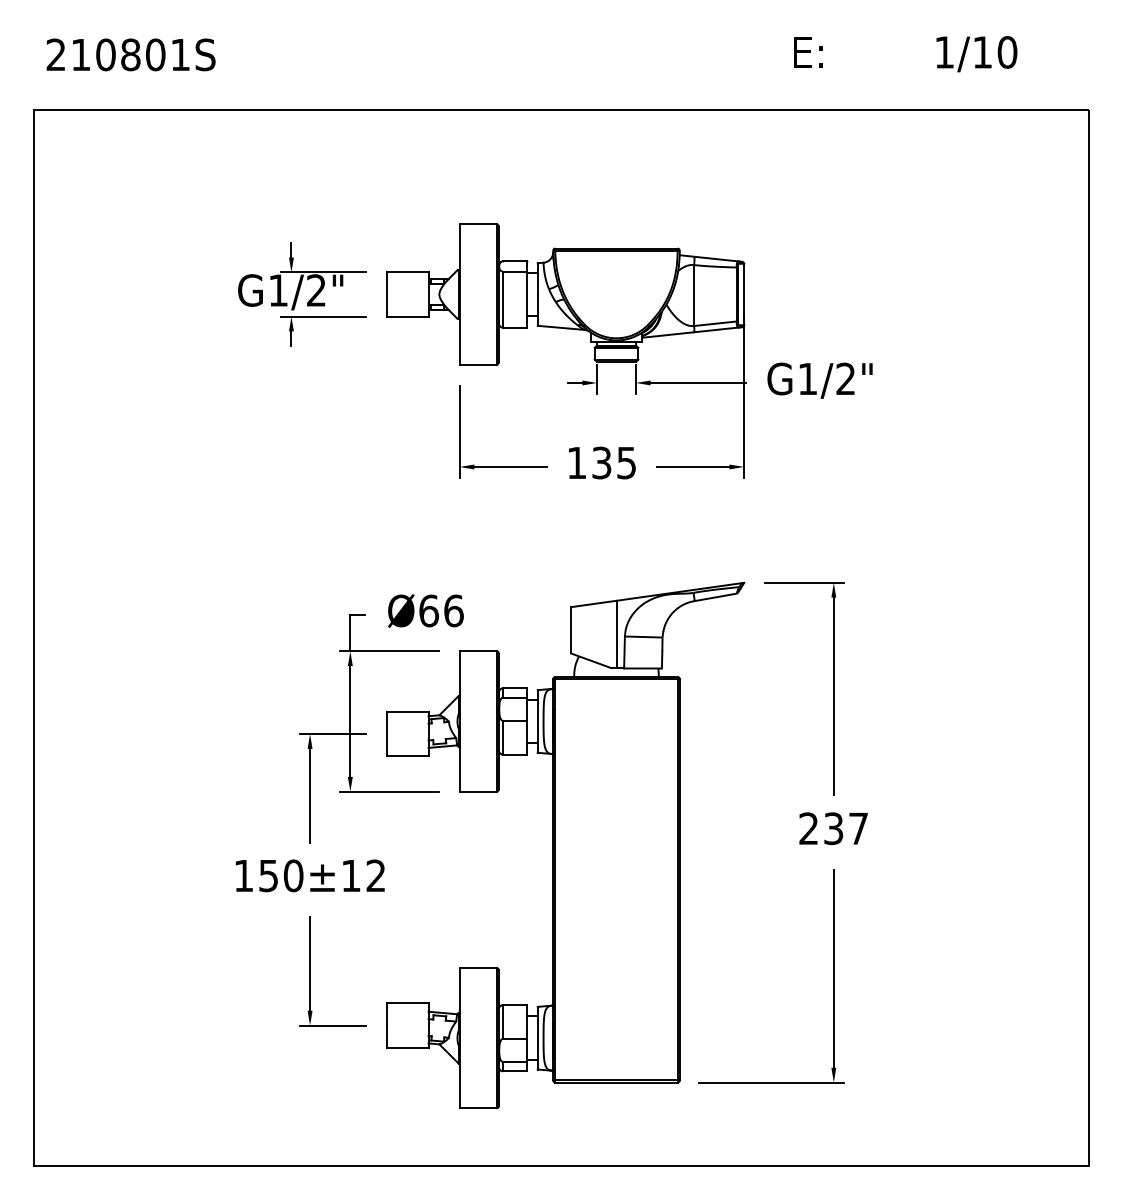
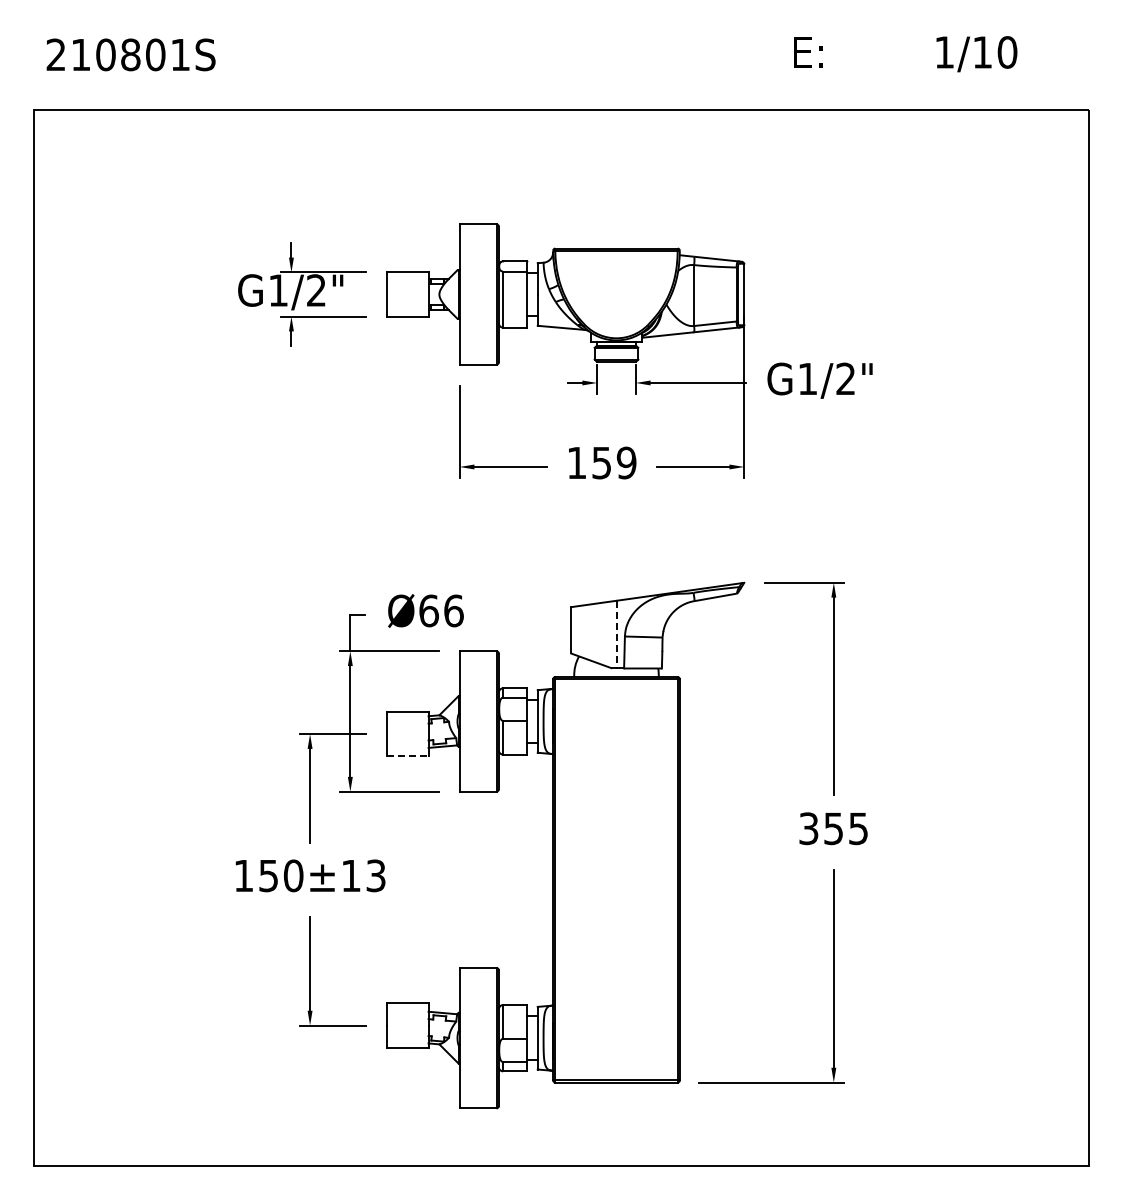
text: 135 -> 159 (614, 462)
line: solid -> dashed (617, 634)
line: solid -> dashed (408, 756)
text: 237 -> 355 (833, 828)
text: 150±12 -> 150±13 (375, 875)
